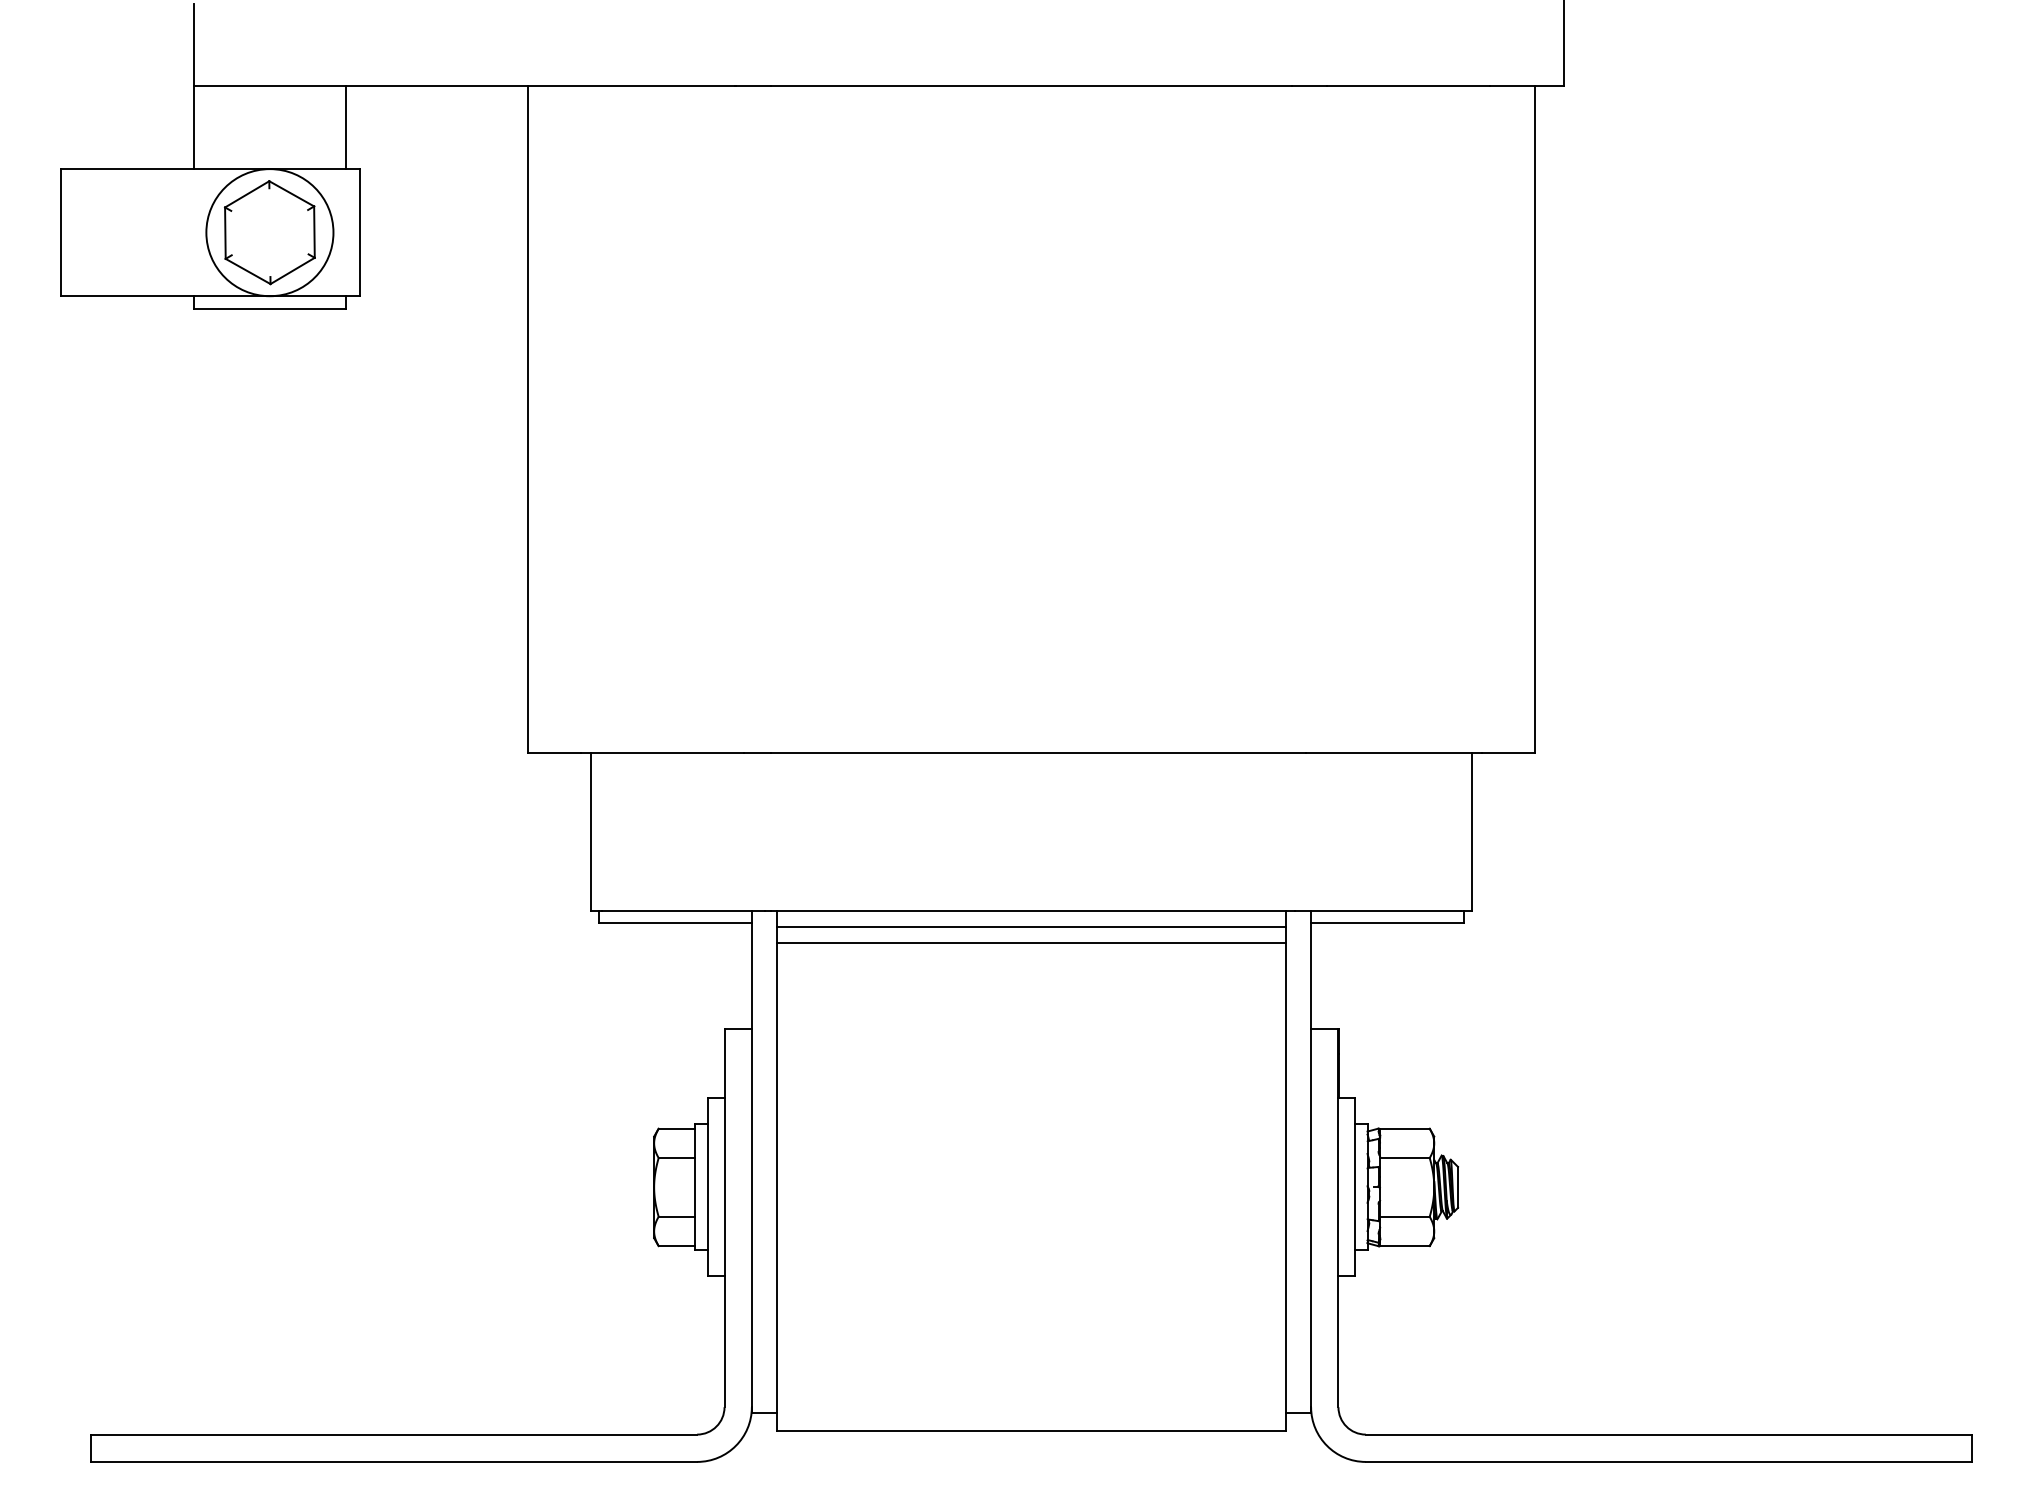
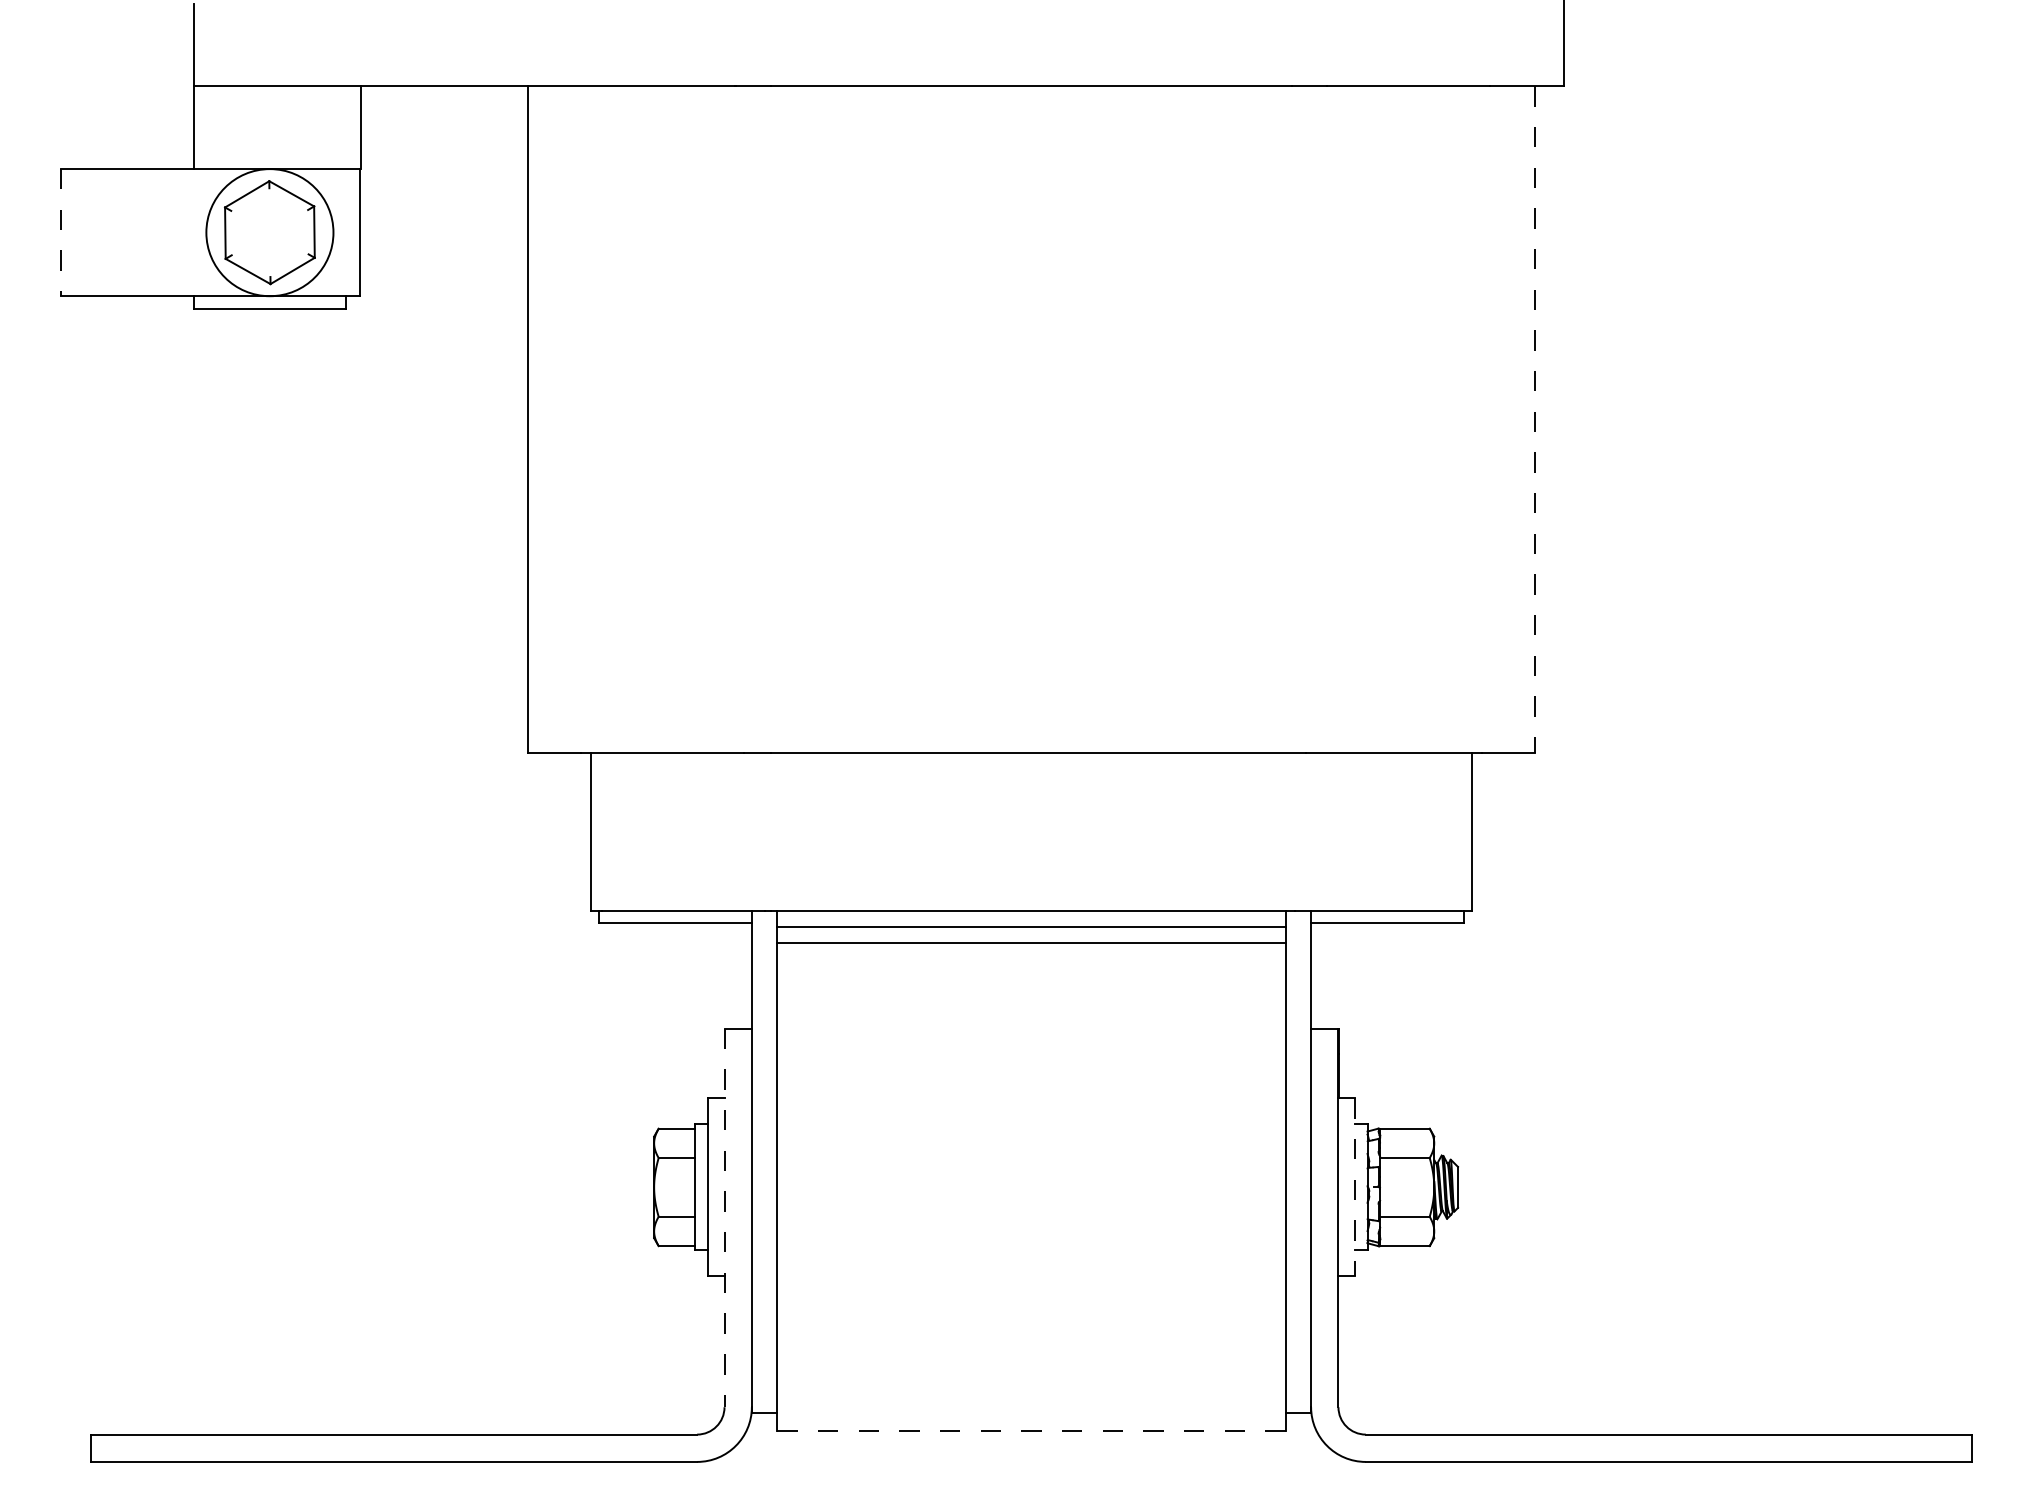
line position: (346, 127) -> (361, 127) (361, 127)
line: solid -> dashed (60, 232)
line: solid -> dashed (1534, 419)
line: solid -> dashed (1354, 1187)
line: solid -> dashed (724, 1218)
line: solid -> dashed (1030, 1431)
